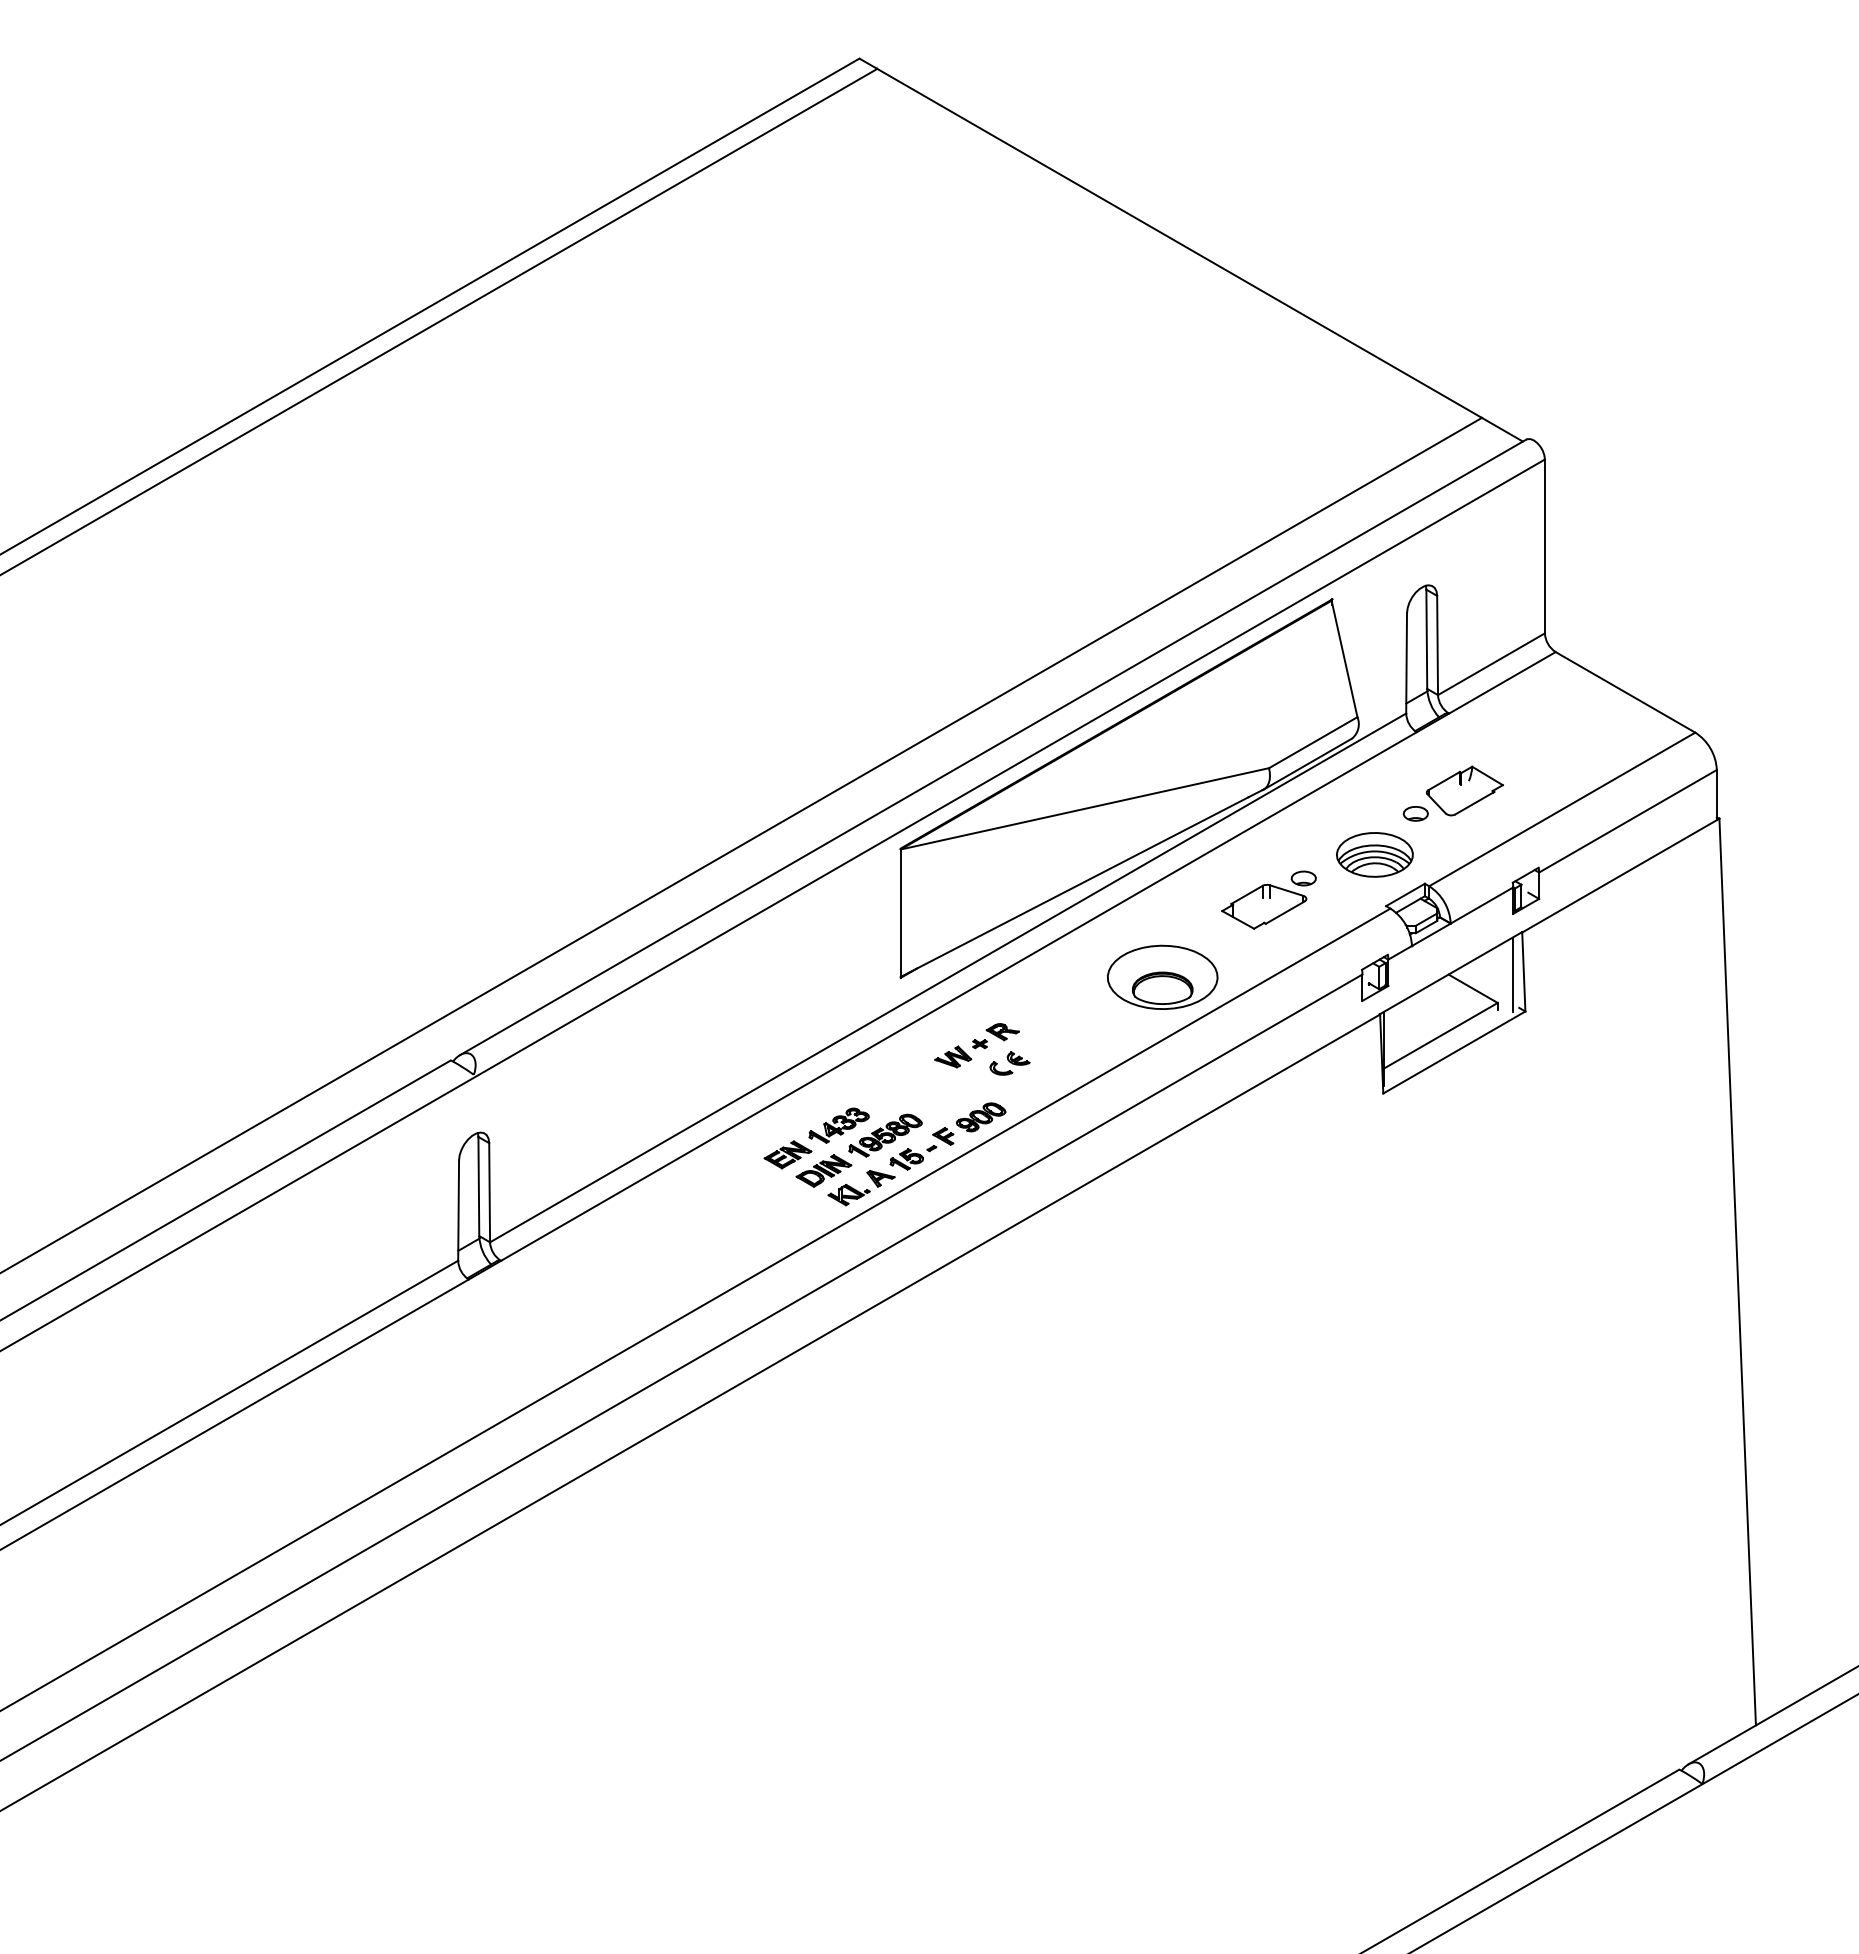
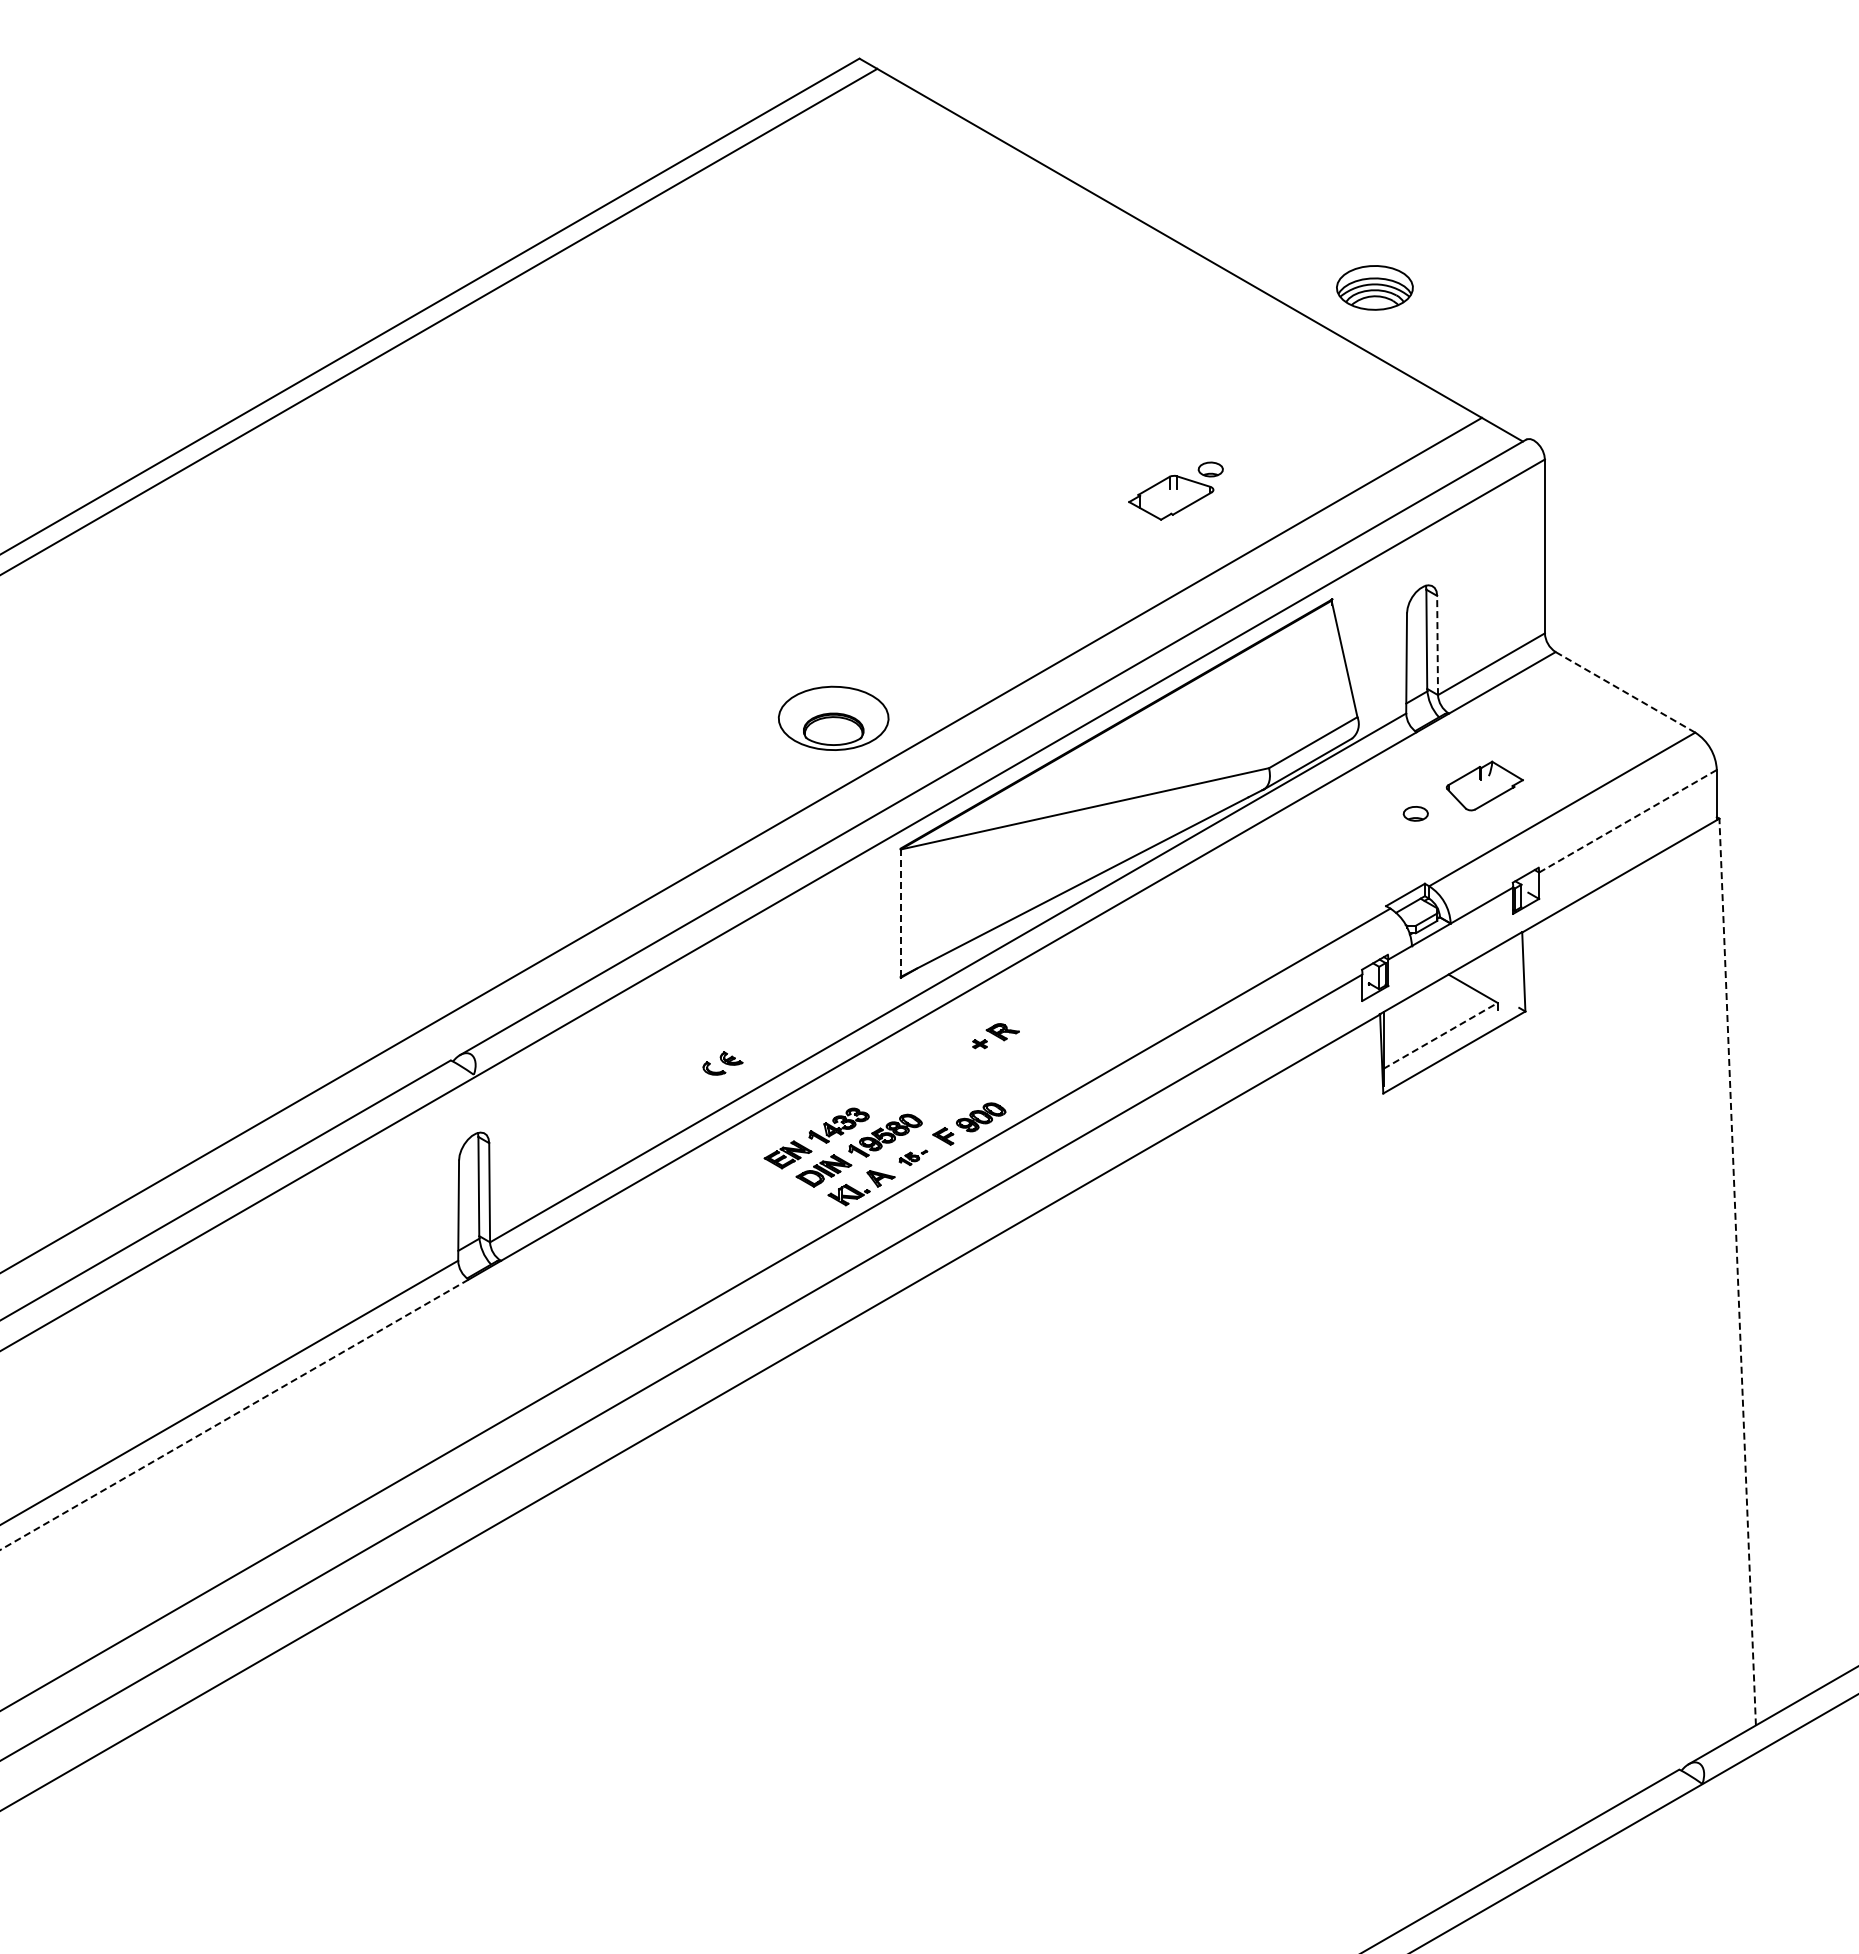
line: solid -> dashed (1437, 645)
line: solid -> dashed (1625, 692)
part position: (1464, 790) -> (1484, 785) (1484, 785)
line: solid -> dashed (1627, 821)
part position: (1374, 854) -> (1374, 287) (1374, 287)
part position: (1268, 899) -> (1175, 490) (1175, 490)
line: solid -> dashed (900, 913)
line: present -> none (1512, 974)
part position: (1162, 976) -> (833, 717) (833, 717)
line: solid -> dashed (1440, 1035)
part: present -> none (953, 1056)
part position: (1009, 1063) -> (722, 1063) (722, 1063)
part size: 49x26 px -> 31x17 px (913, 1157)
line: solid -> dashed (1737, 1272)
line: solid -> dashed (235, 1414)
